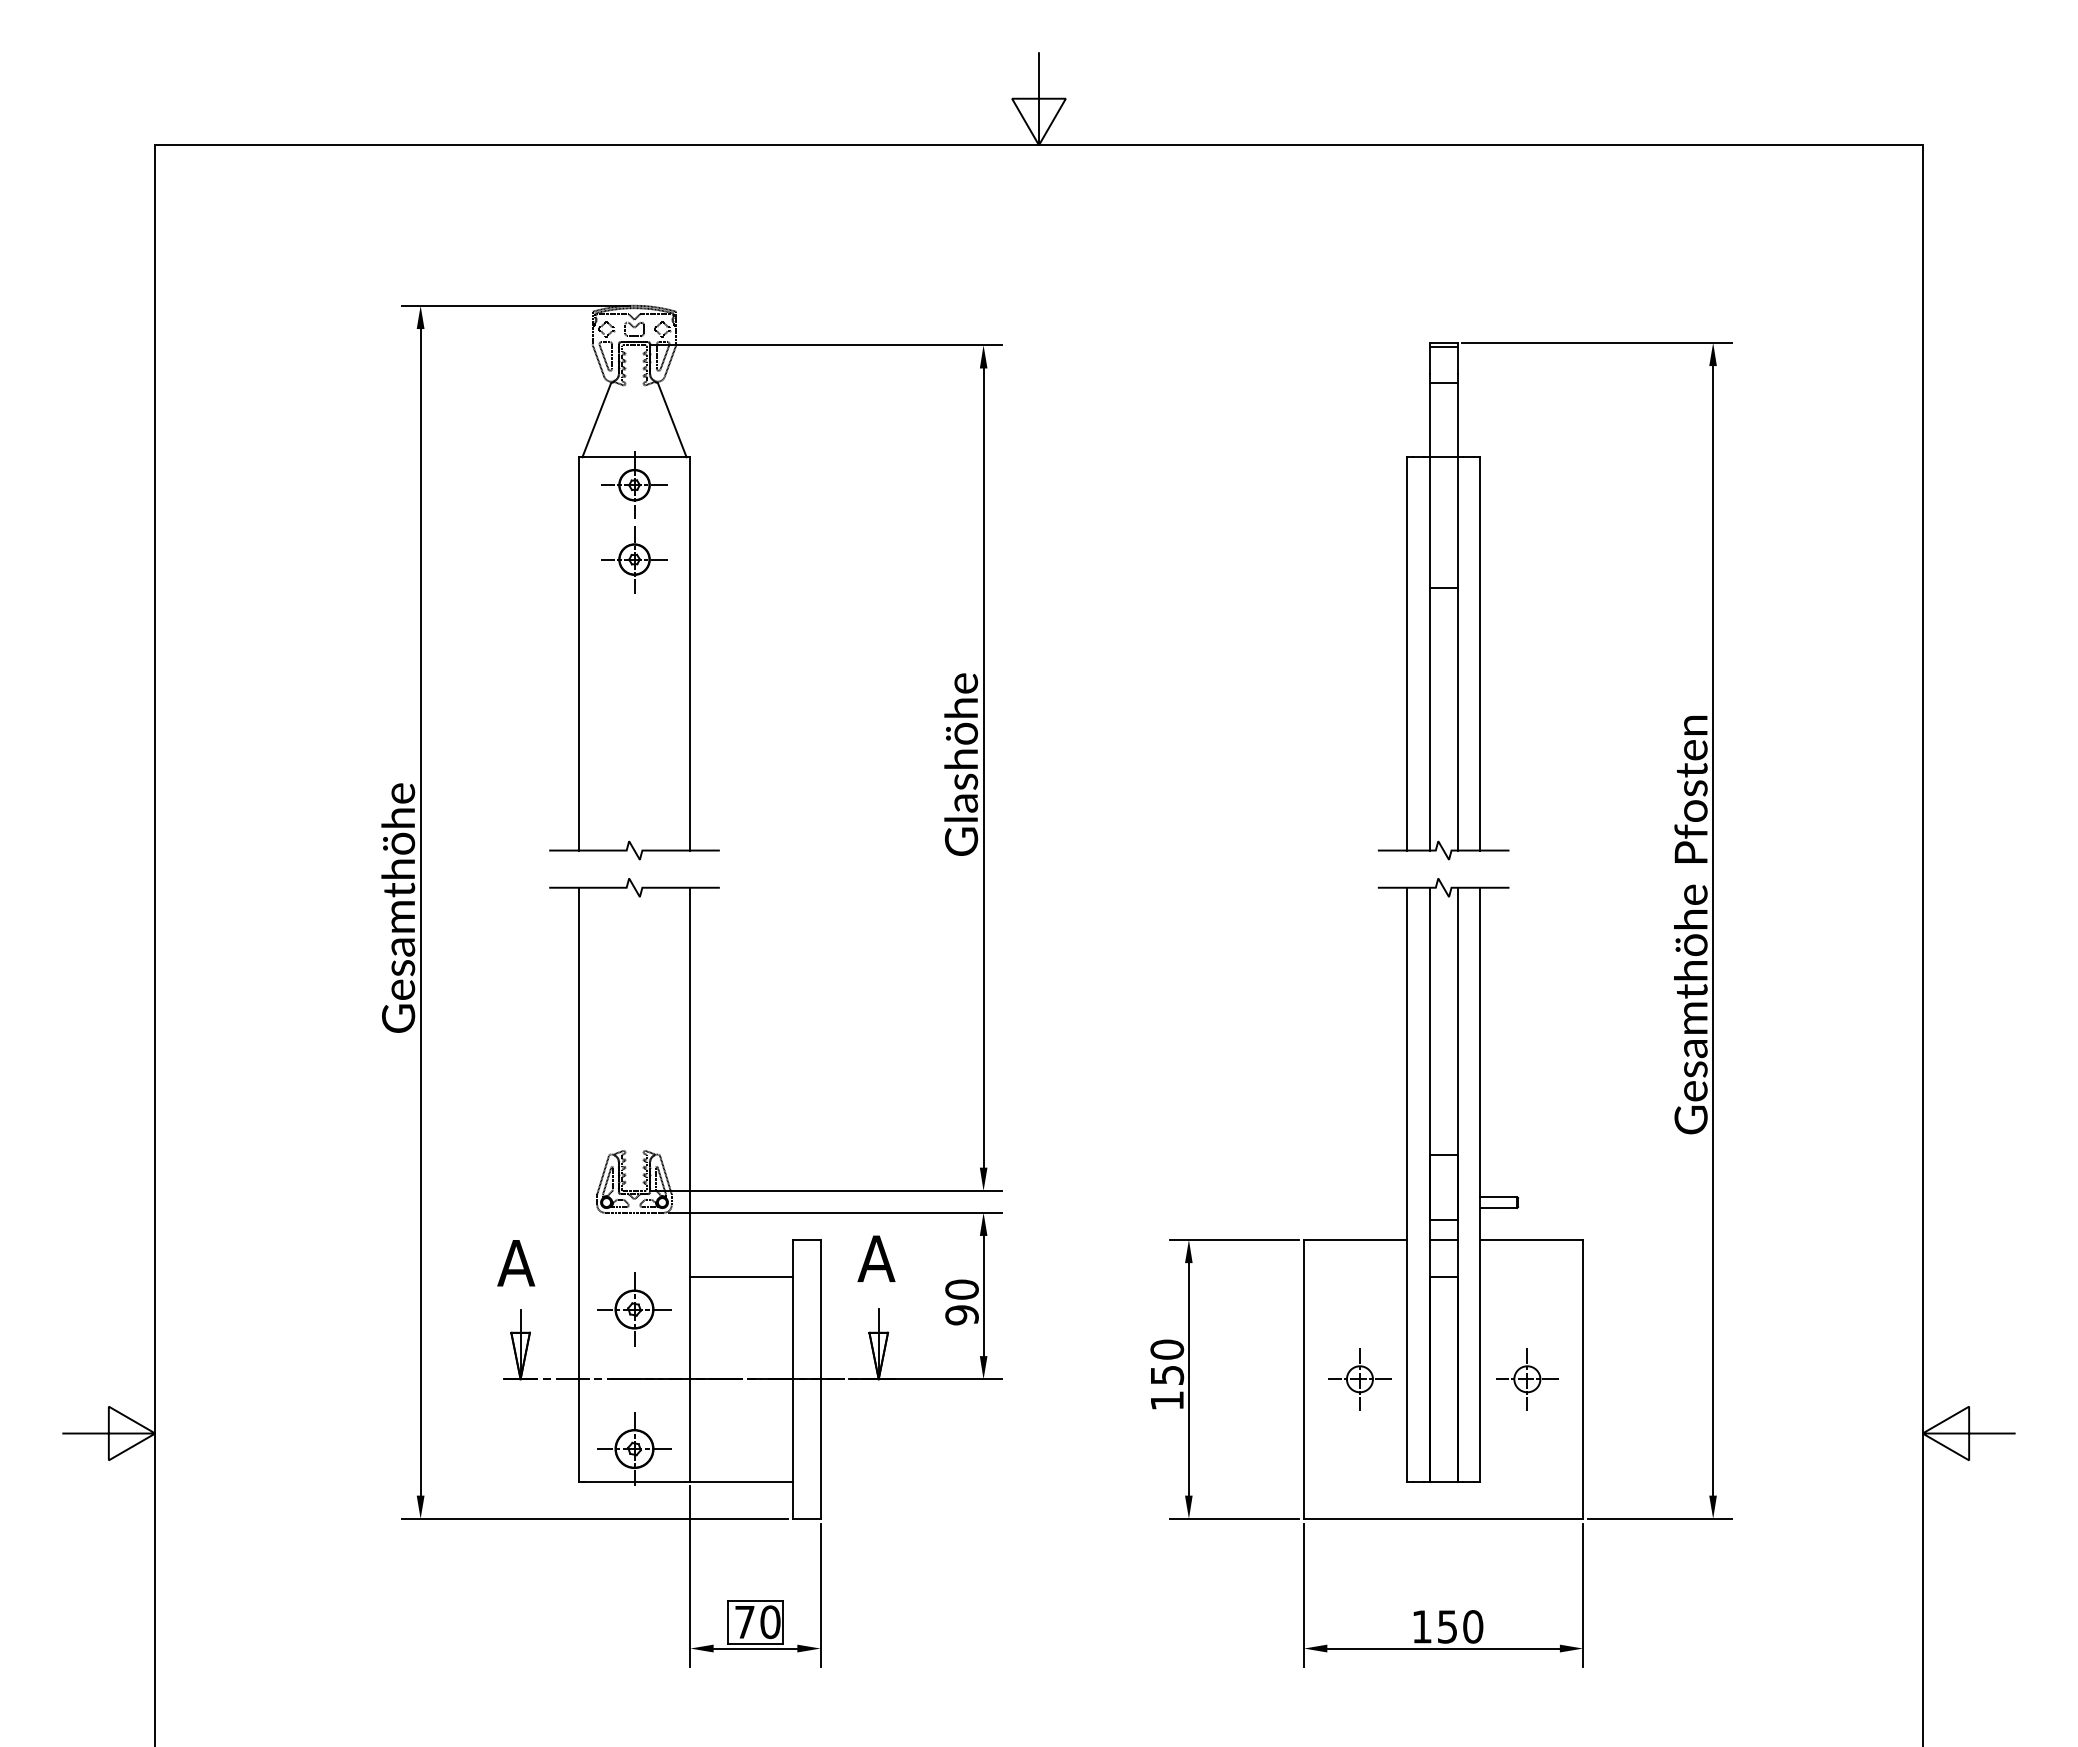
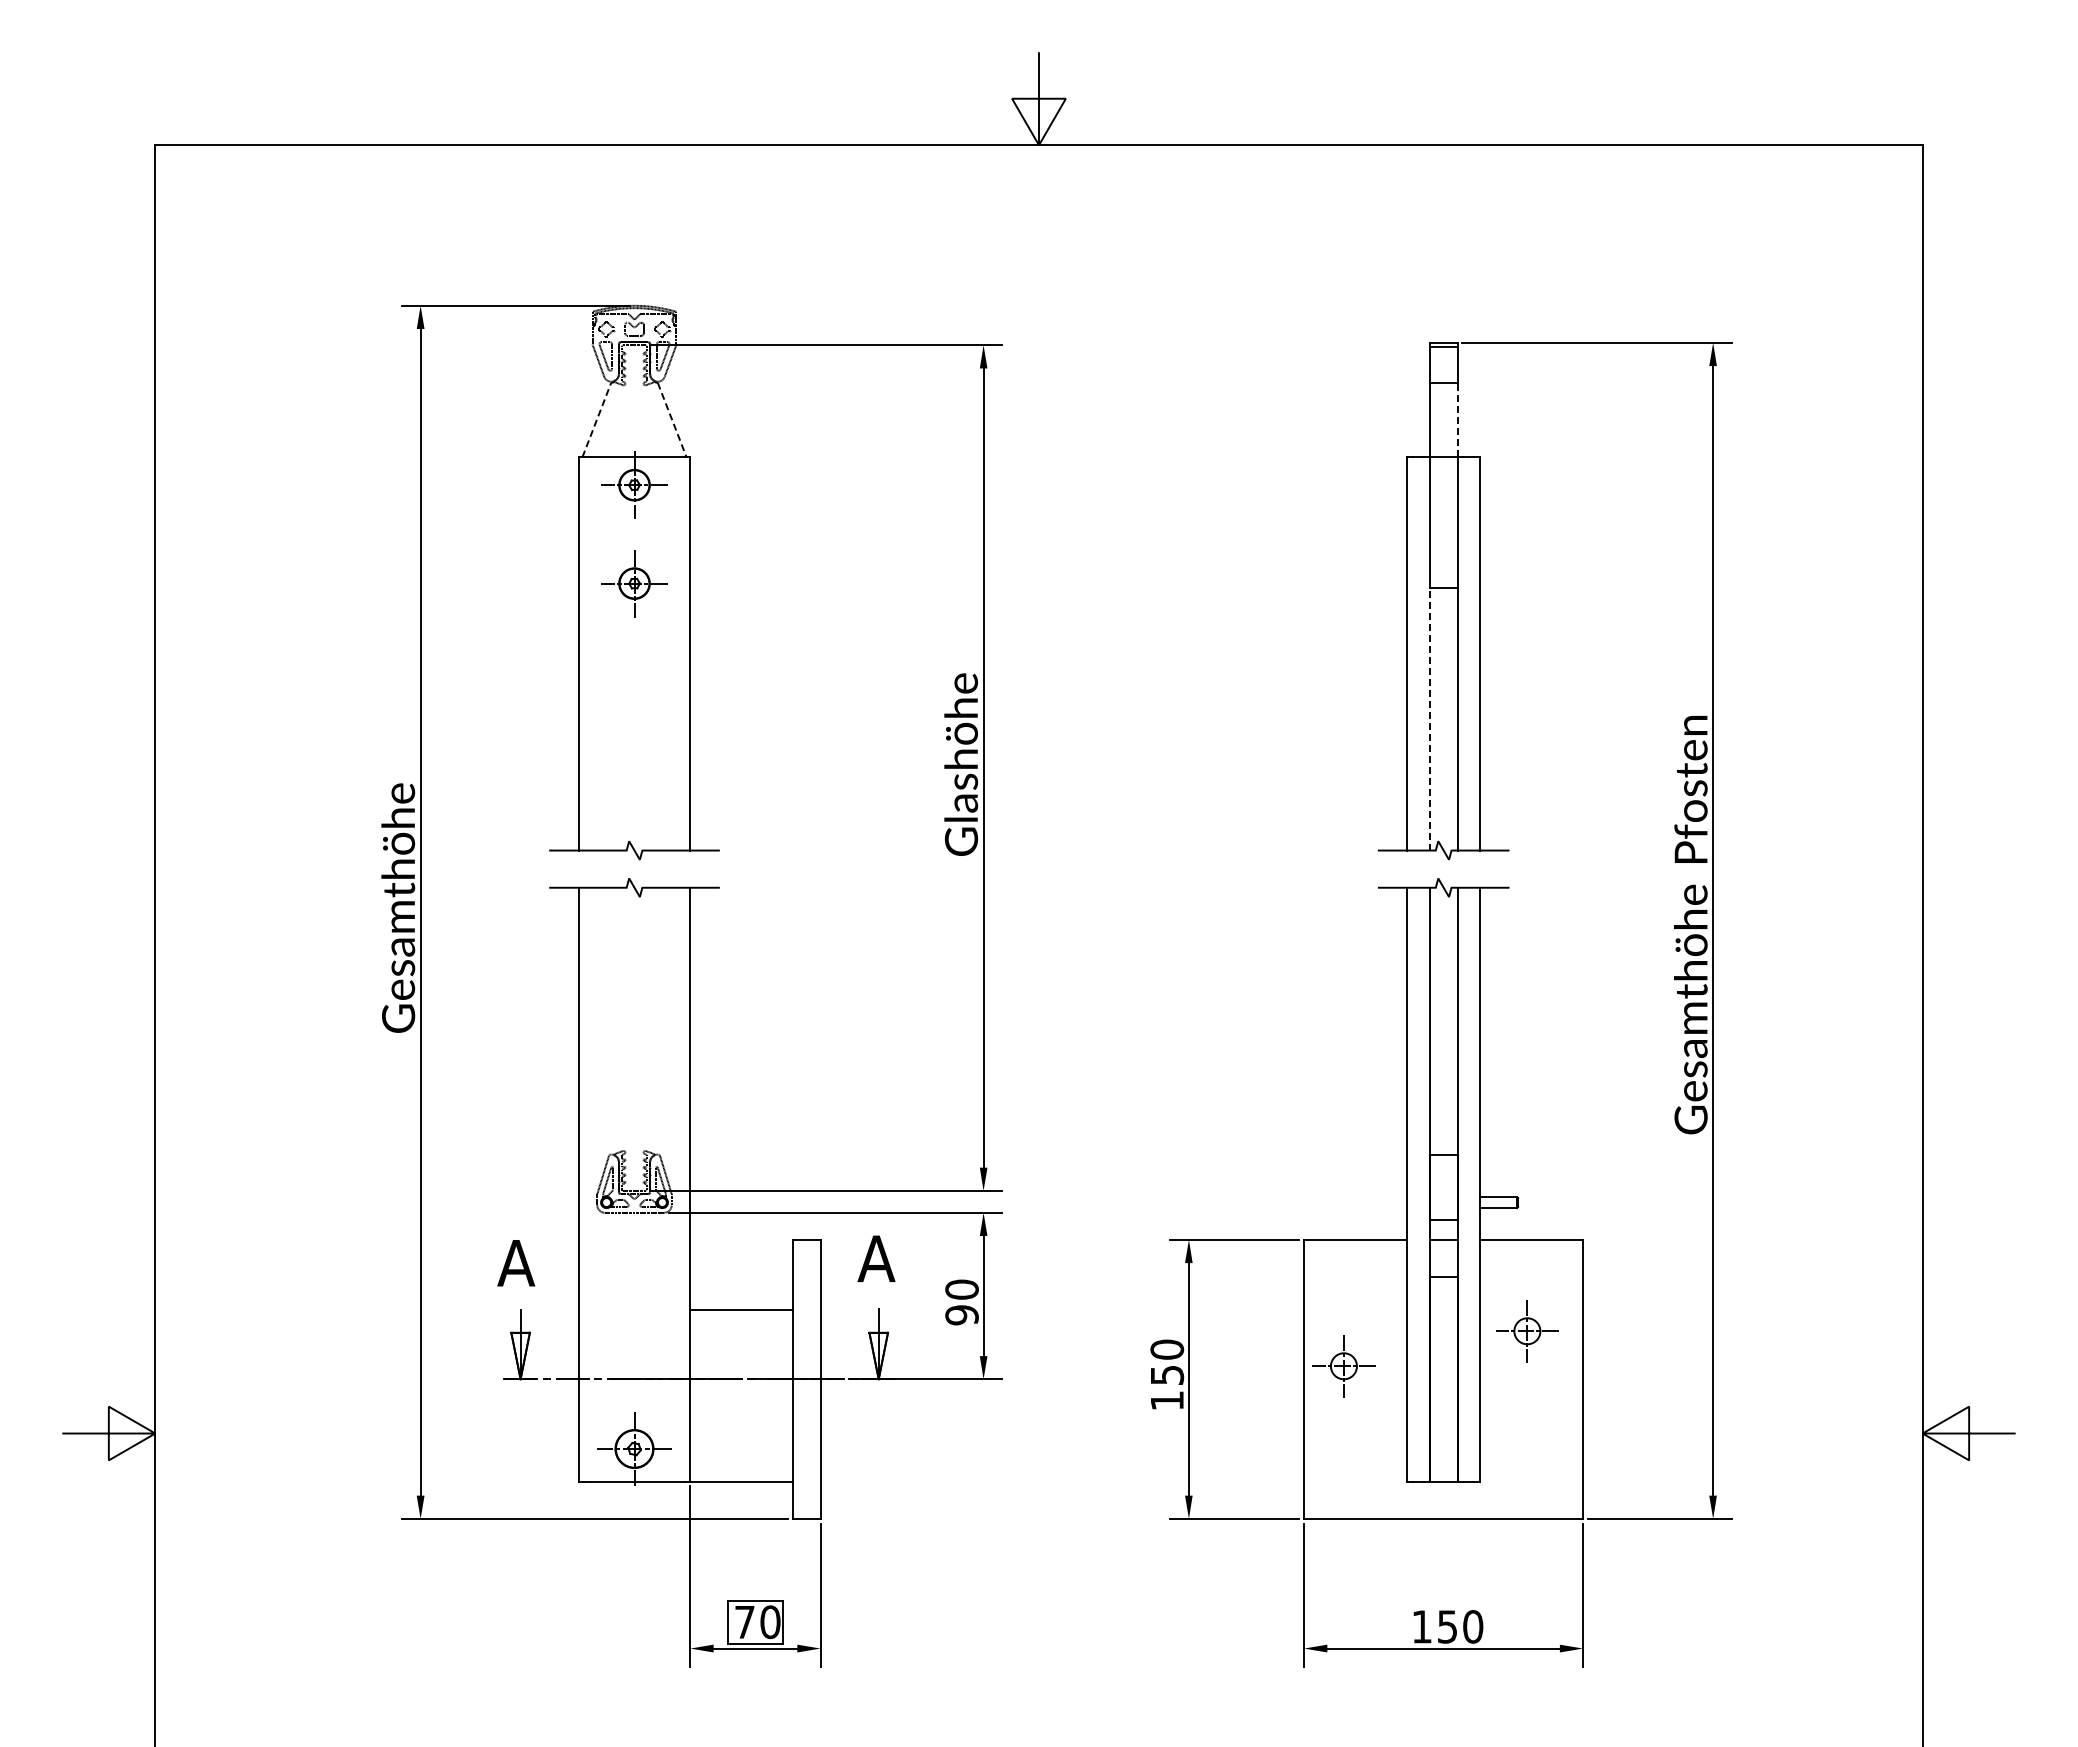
line: solid -> dashed (1457, 419)
line: solid -> dashed (596, 420)
line: solid -> dashed (672, 420)
part position: (634, 559) -> (634, 583) (634, 583)
line: solid -> dashed (1429, 719)
line position: (741, 1276) -> (741, 1309) (741, 1309)
part: present -> none (634, 1309)
part position: (1359, 1379) -> (1343, 1366) (1343, 1366)
part position: (1527, 1379) -> (1527, 1331) (1527, 1331)
